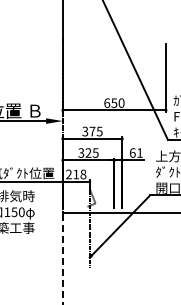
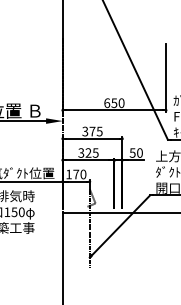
text: 61 -> 50 (135, 152)
text: 218 -> 170 (76, 174)
line: dashed -> solid (62, 258)
